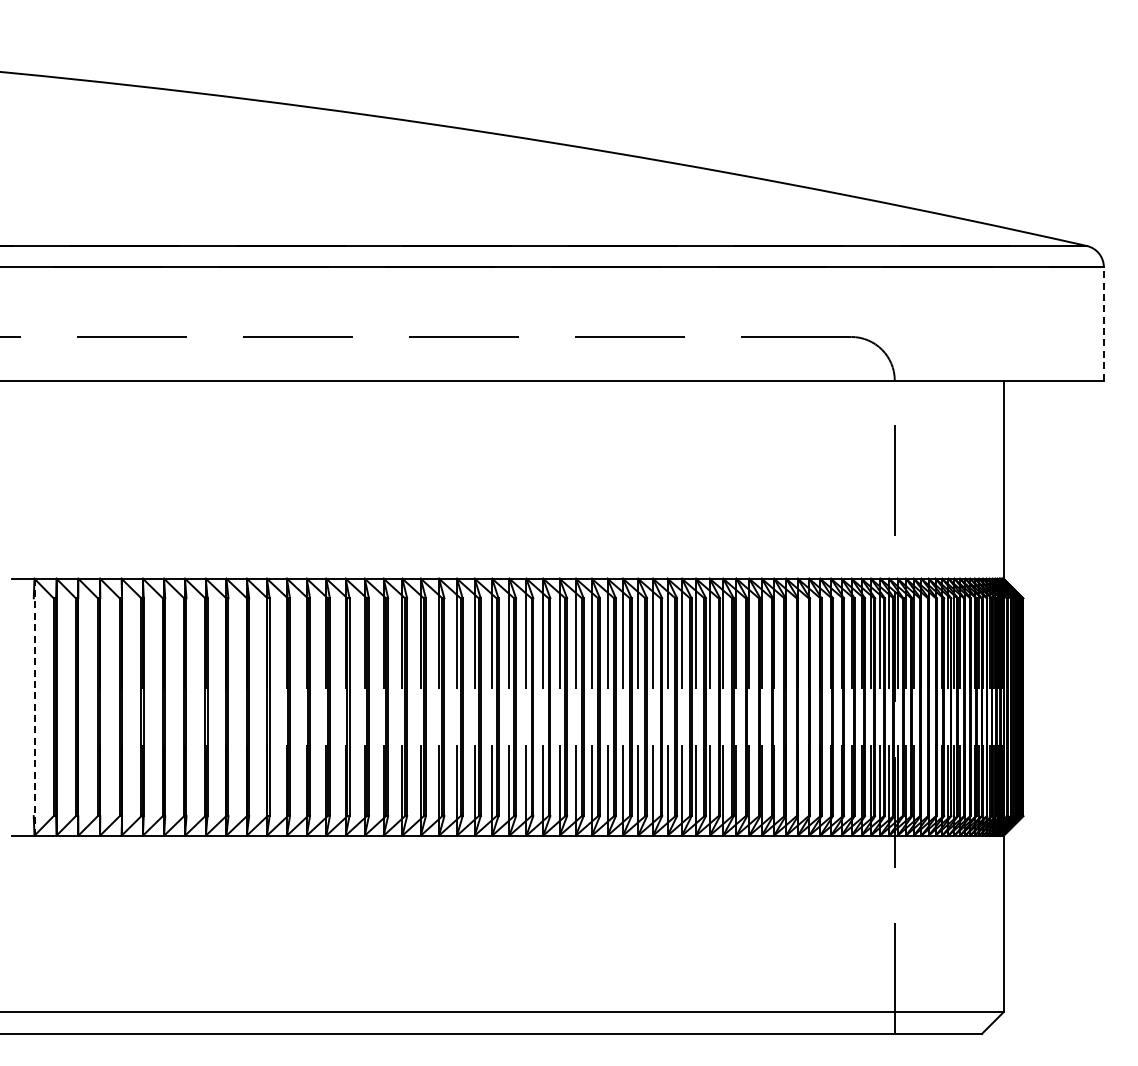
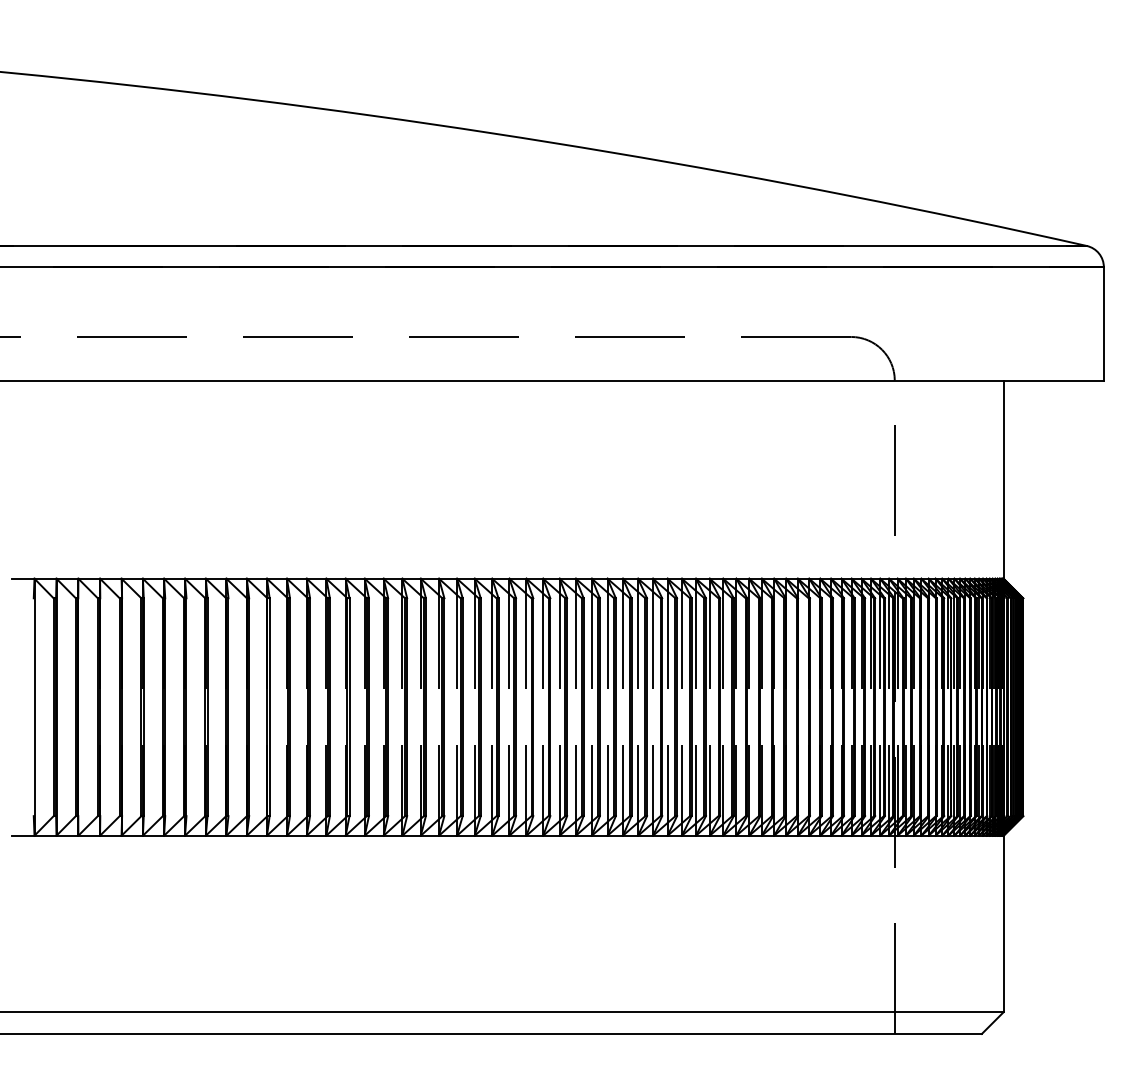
line: dashed -> solid (1103, 323)
line: dashed -> solid (34, 707)
